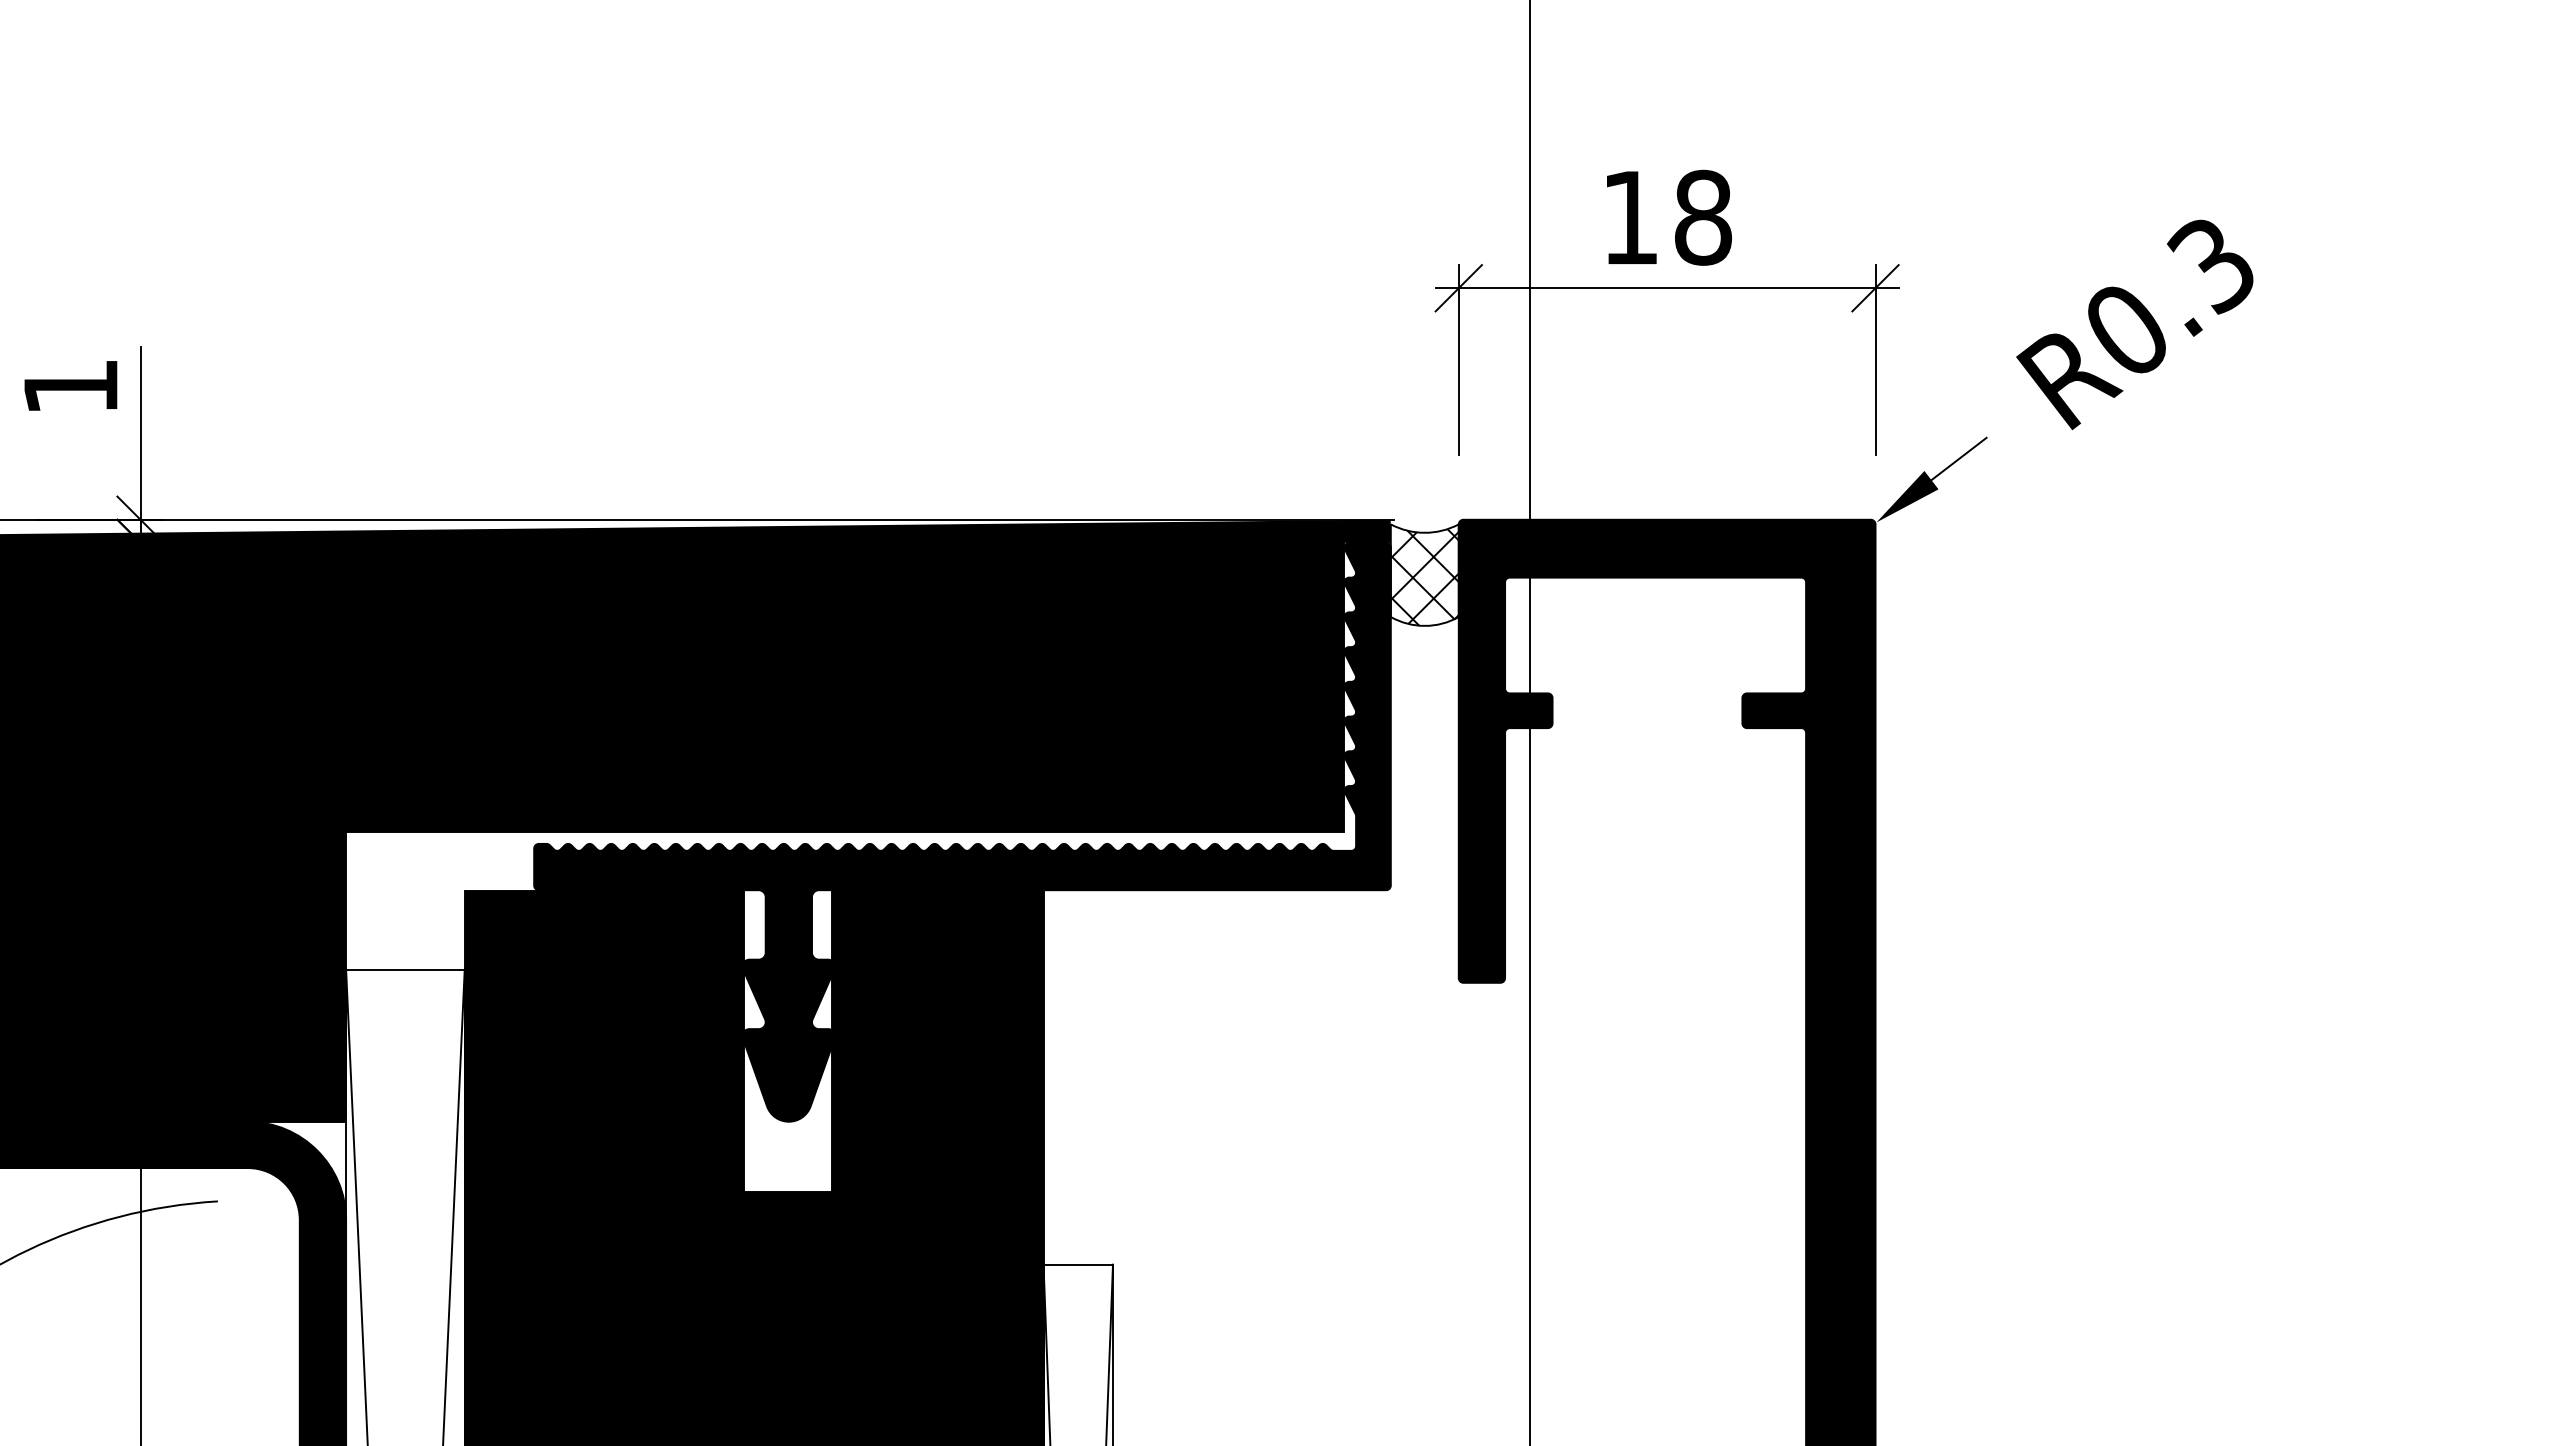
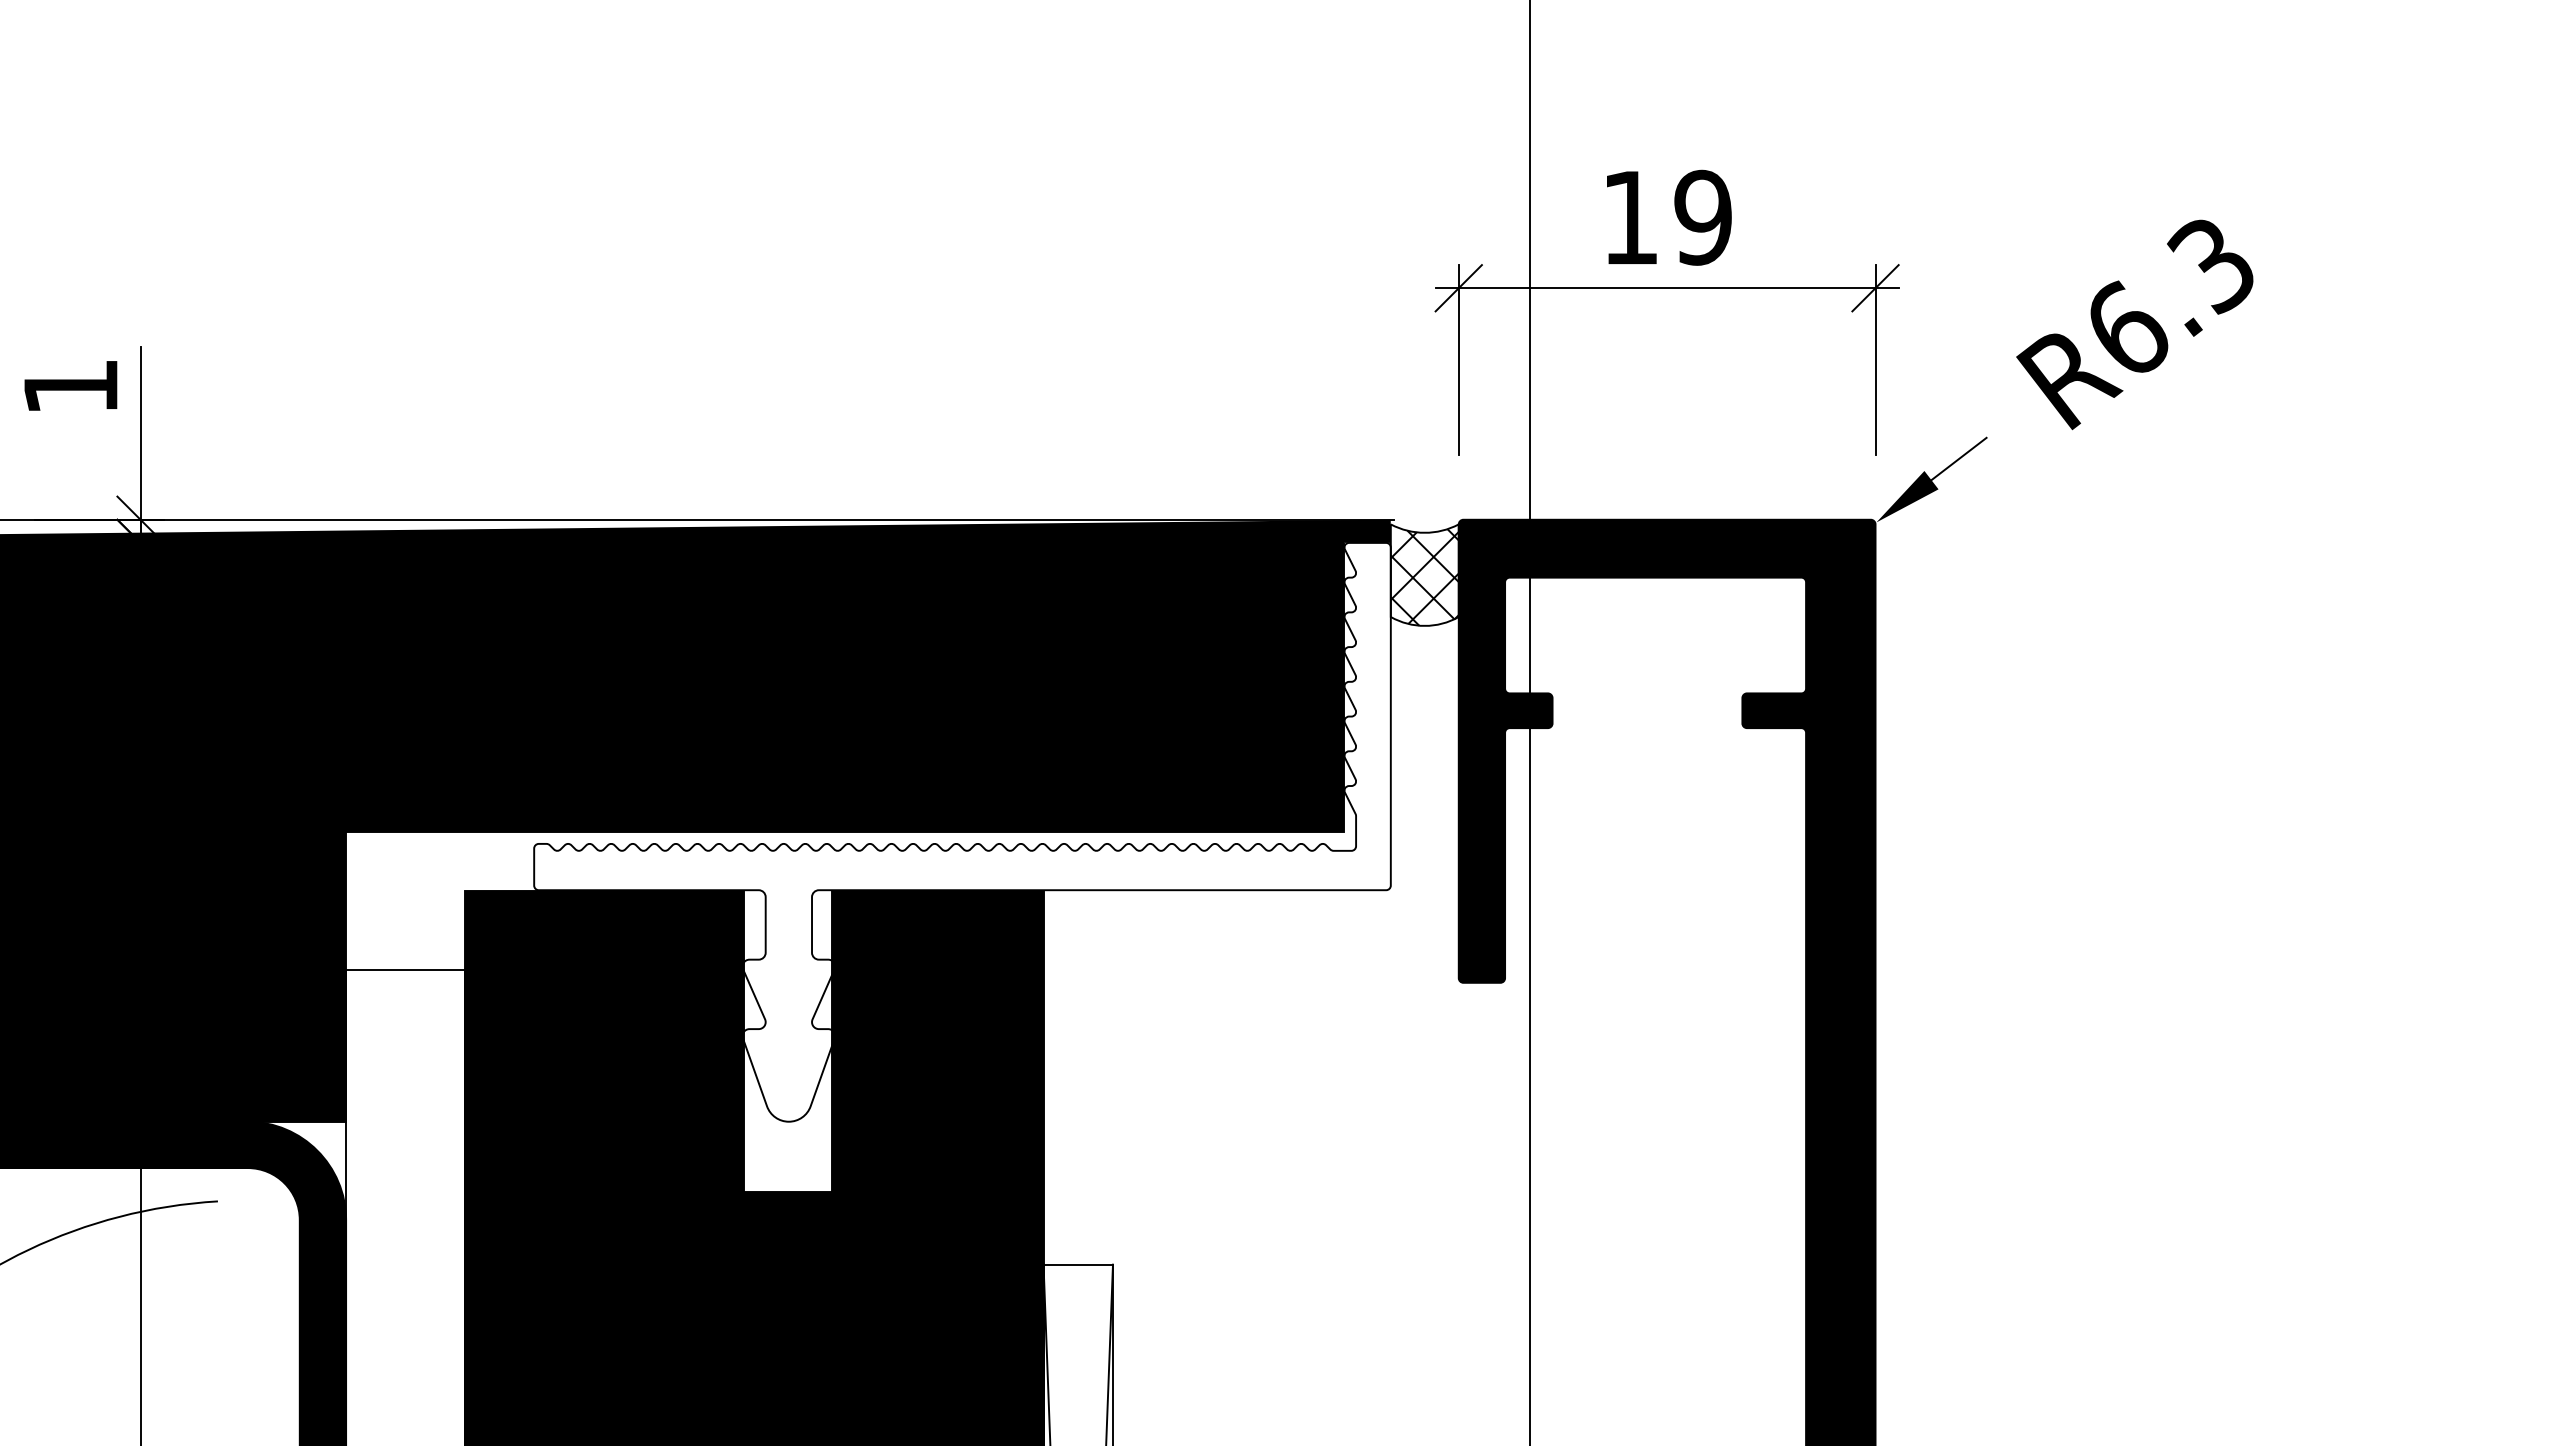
text: 18 -> 19 (1702, 217)
text: R0.3 -> R6.3 (2128, 326)
fill: present -> none (962, 831)
line: present -> none (356, 1205)
line: present -> none (453, 1205)
